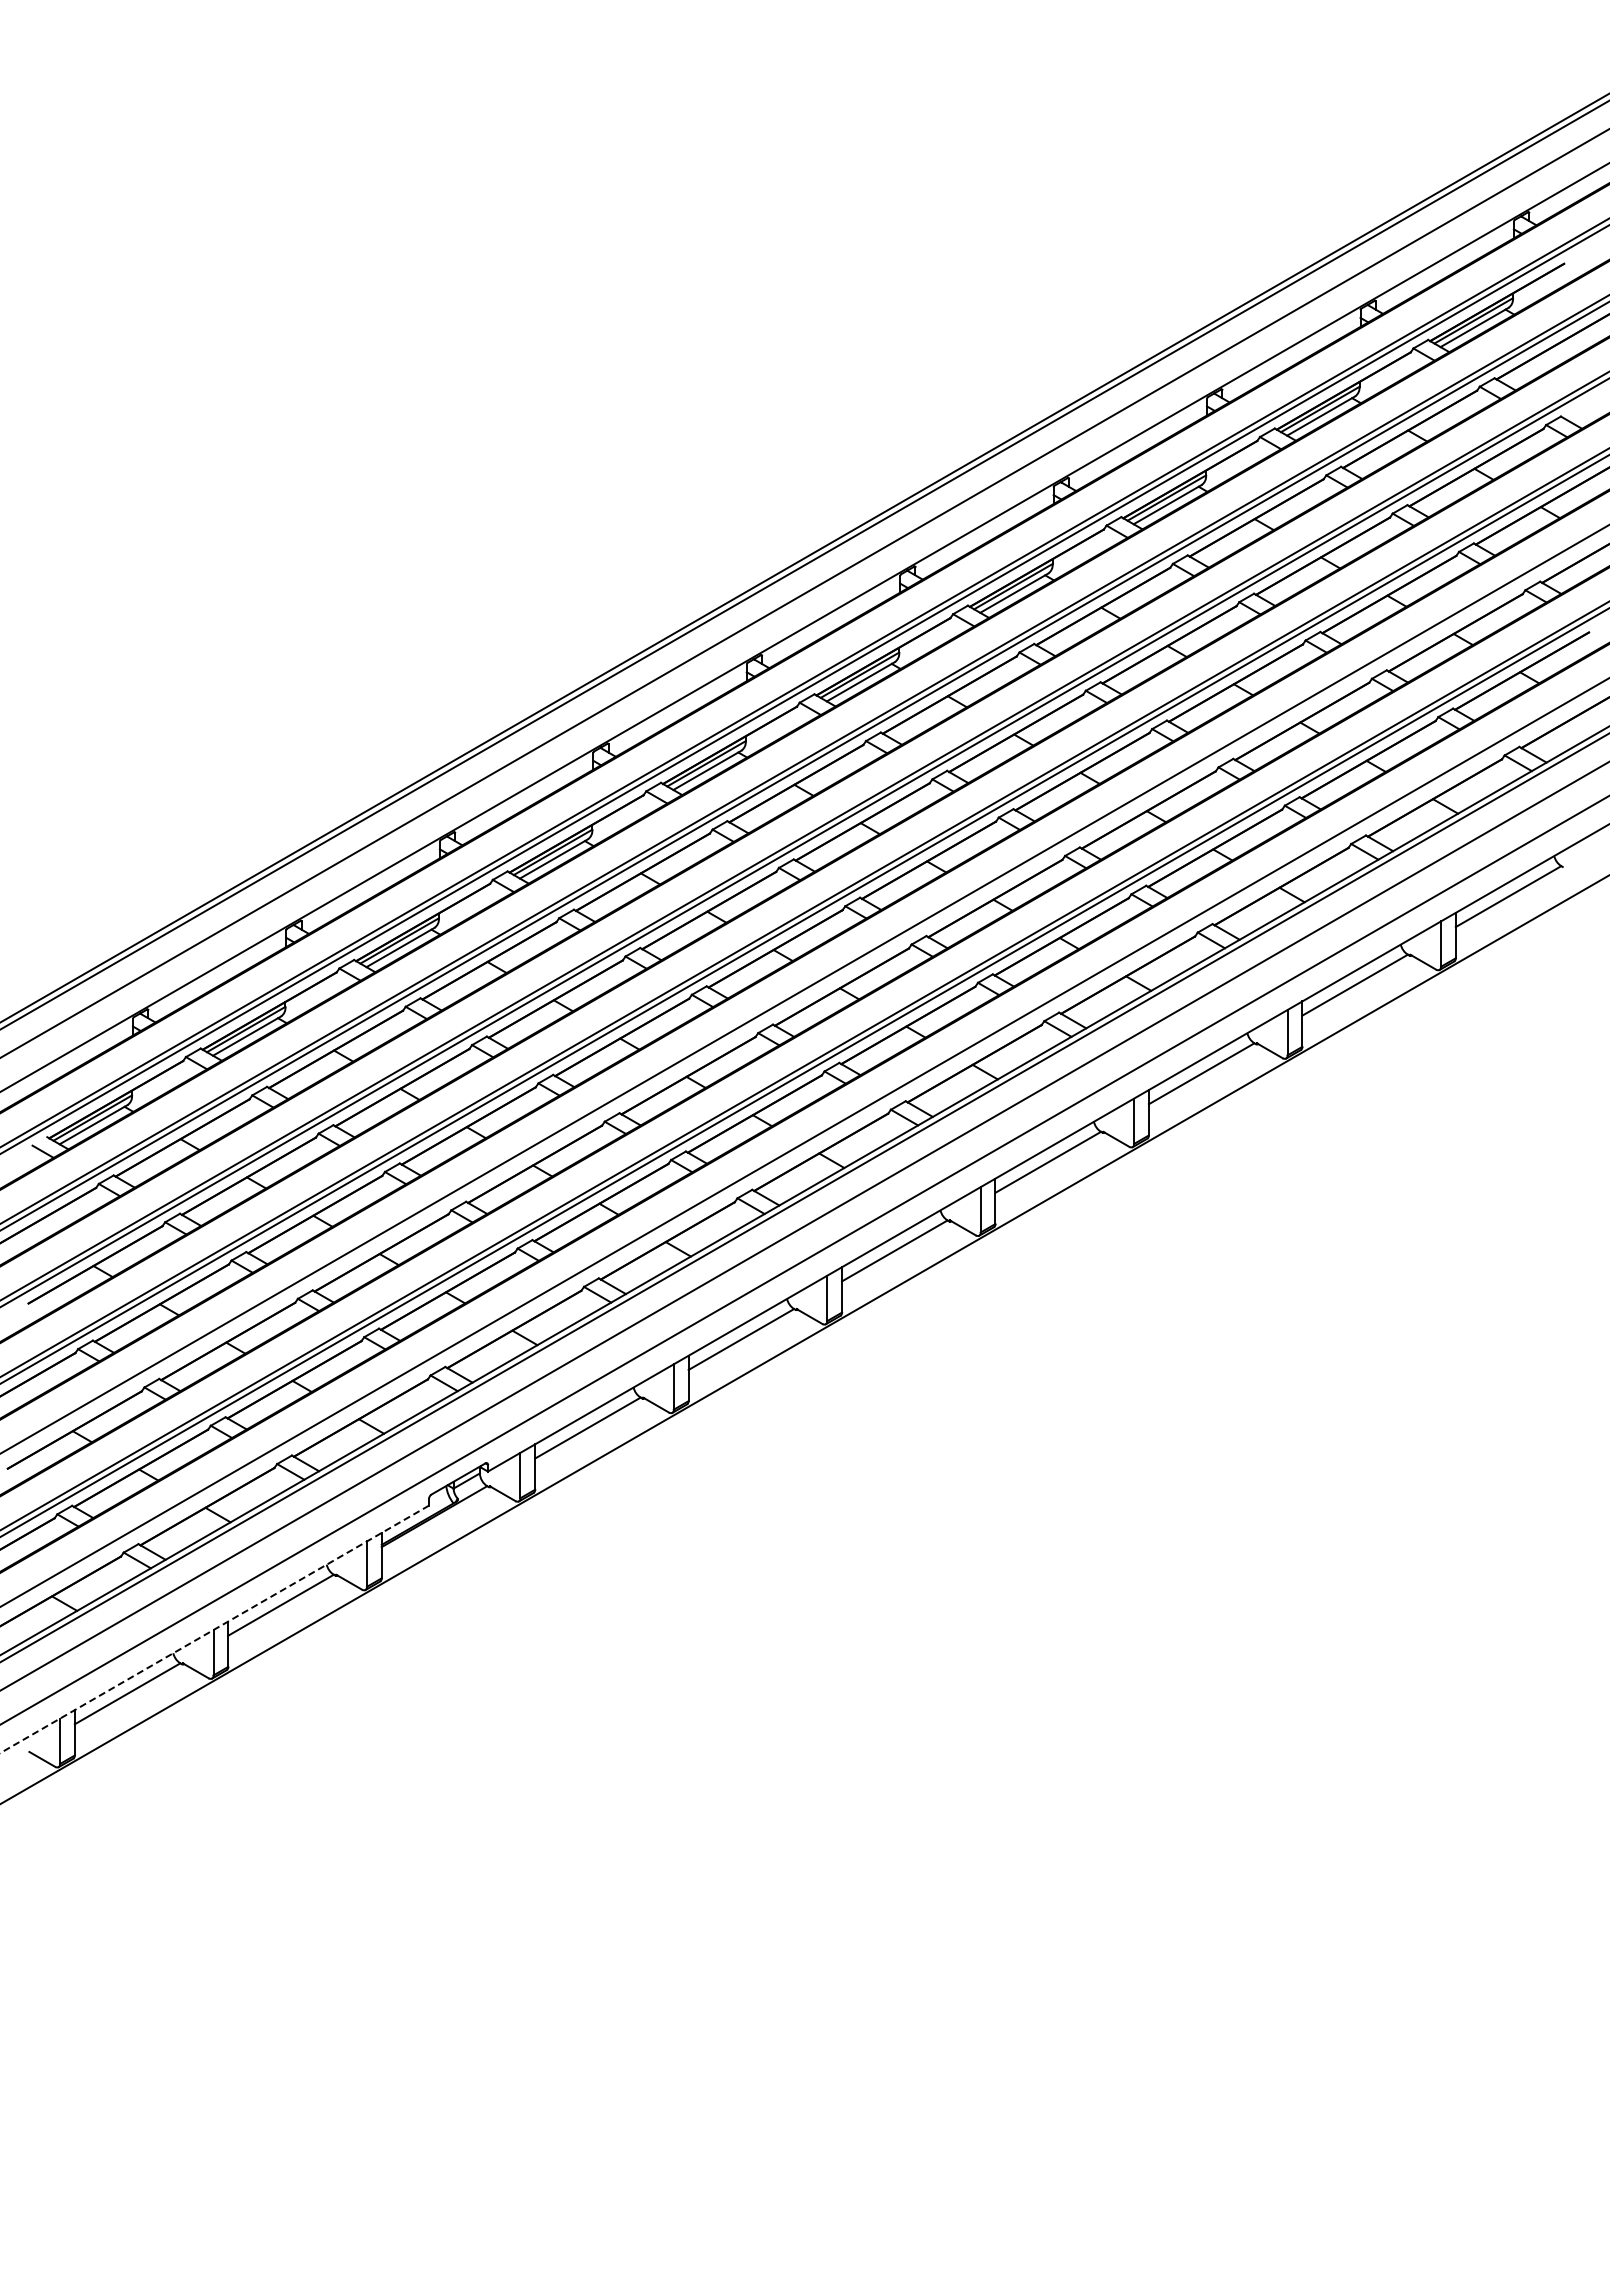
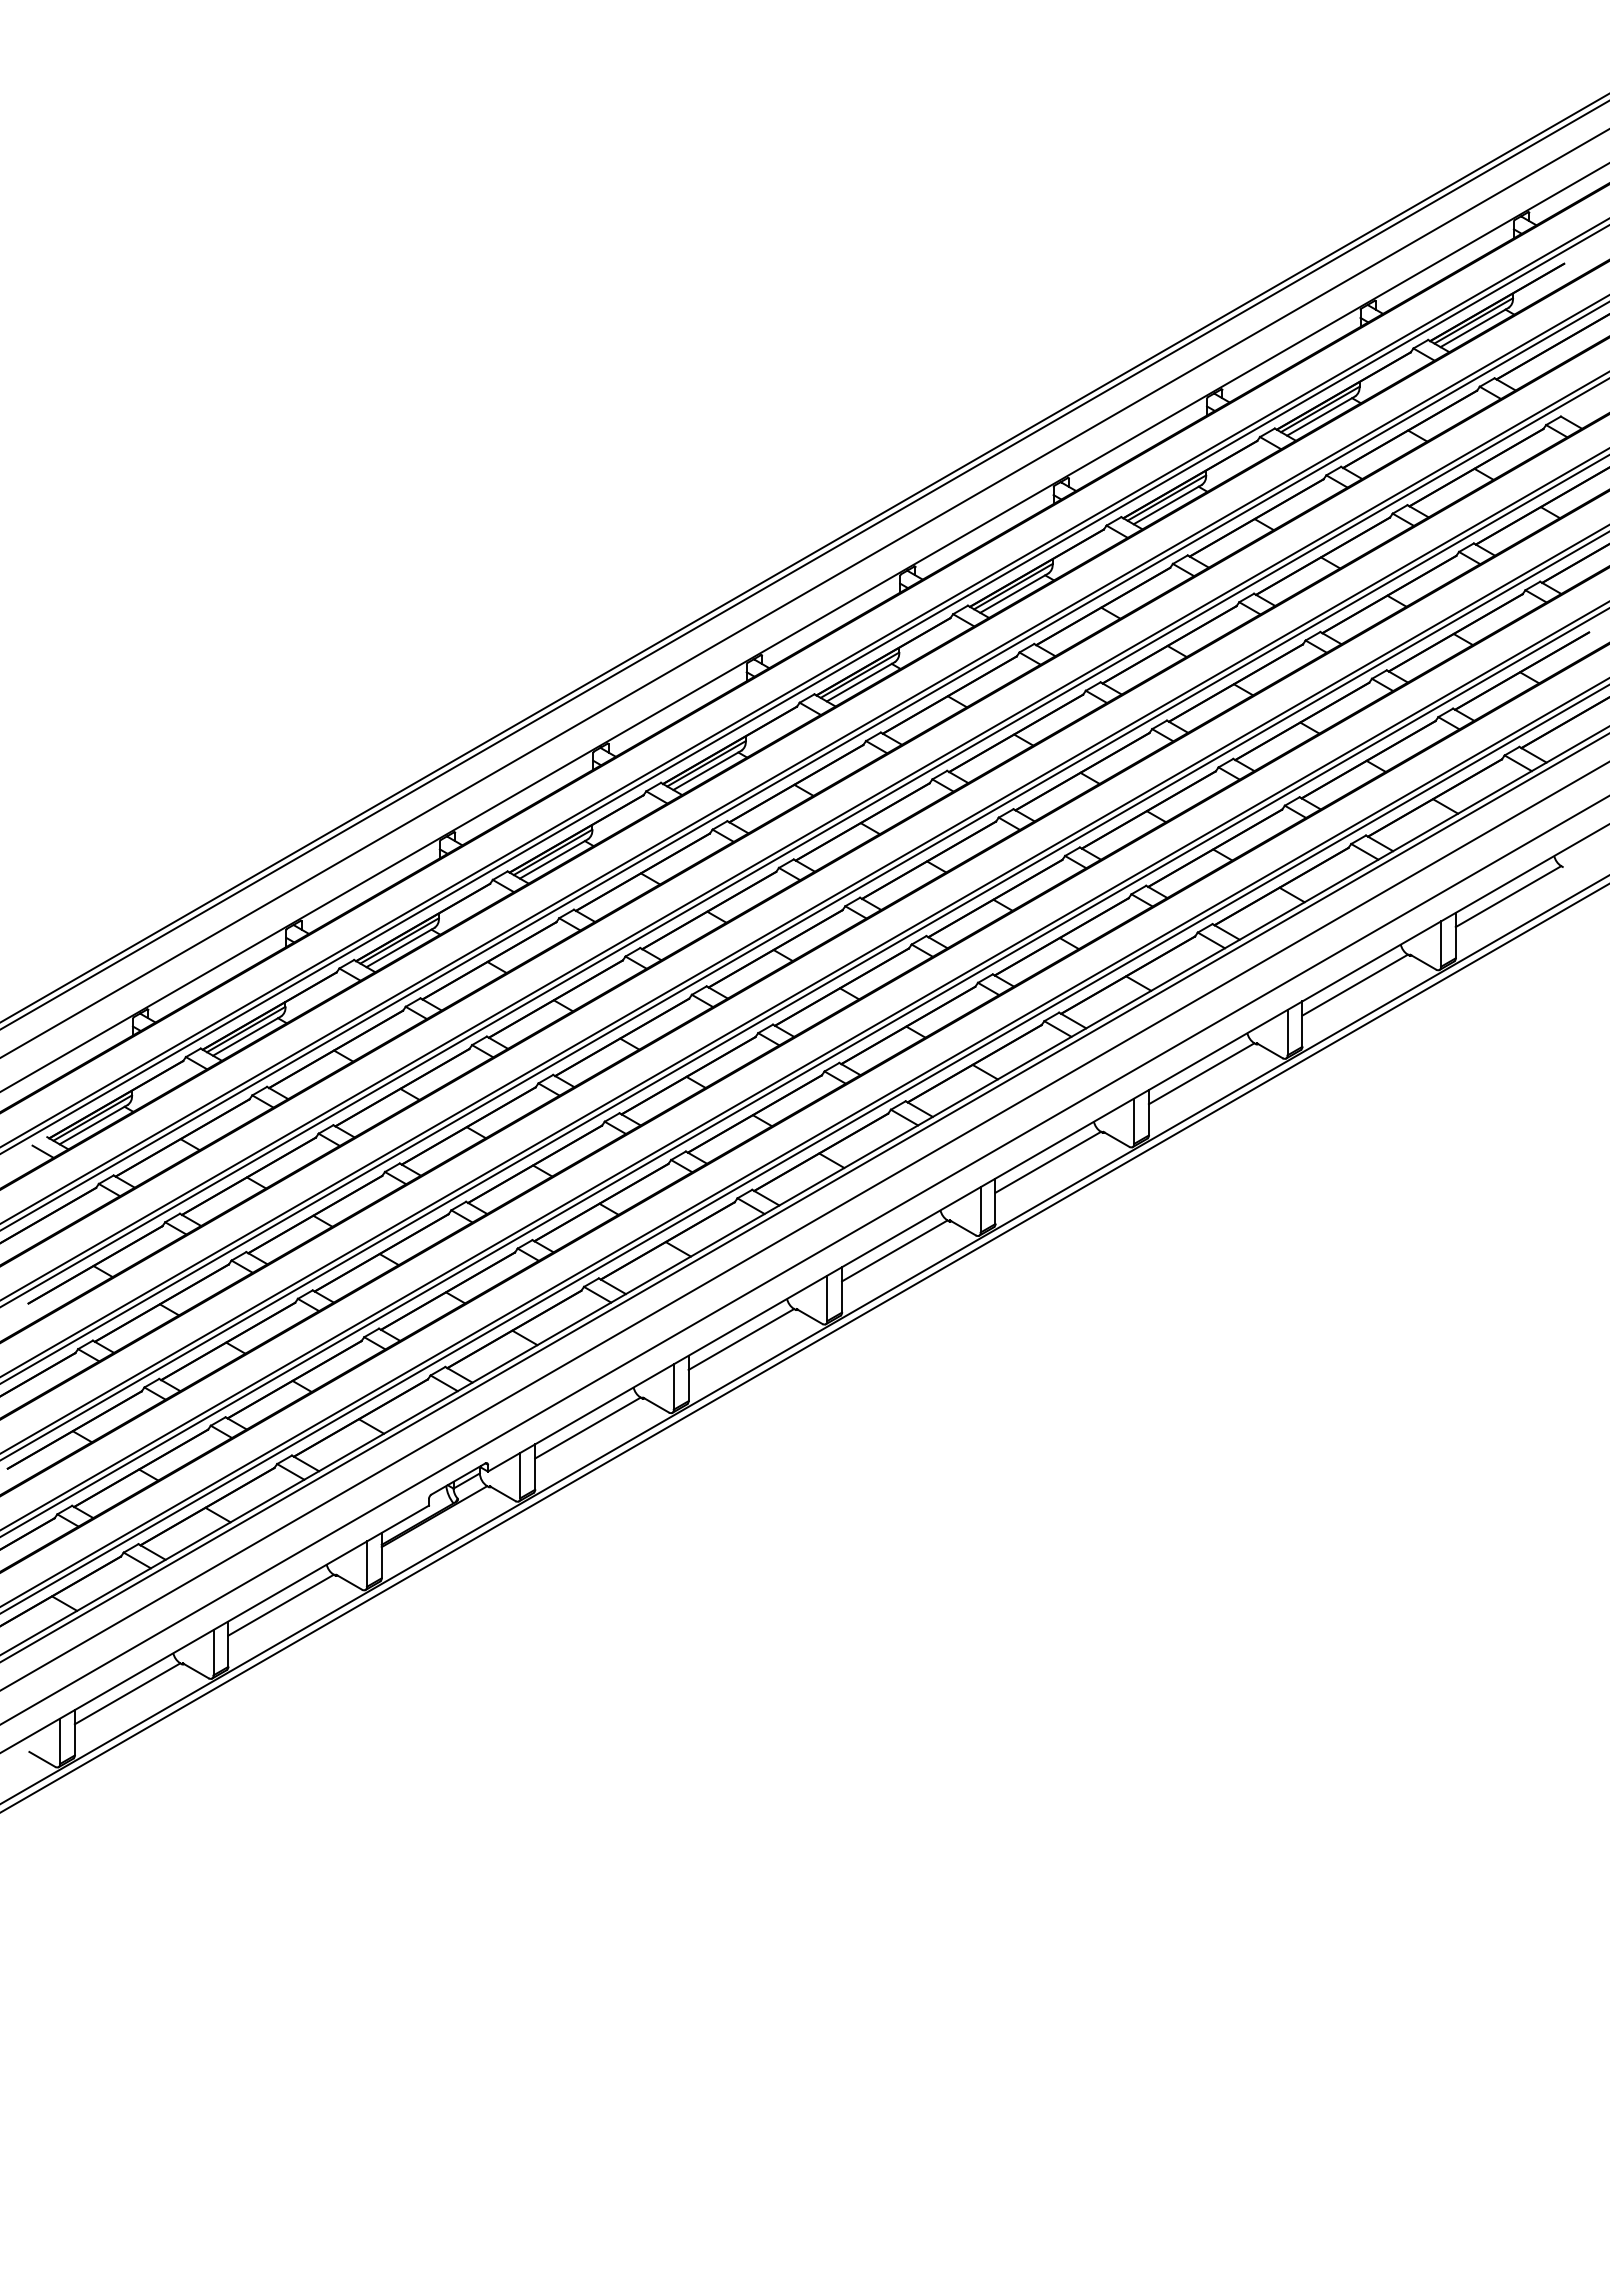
line: none -> present (804, 996)
line: none -> present (804, 1149)
line: none -> present (804, 1348)
line: dashed -> solid (214, 1629)
